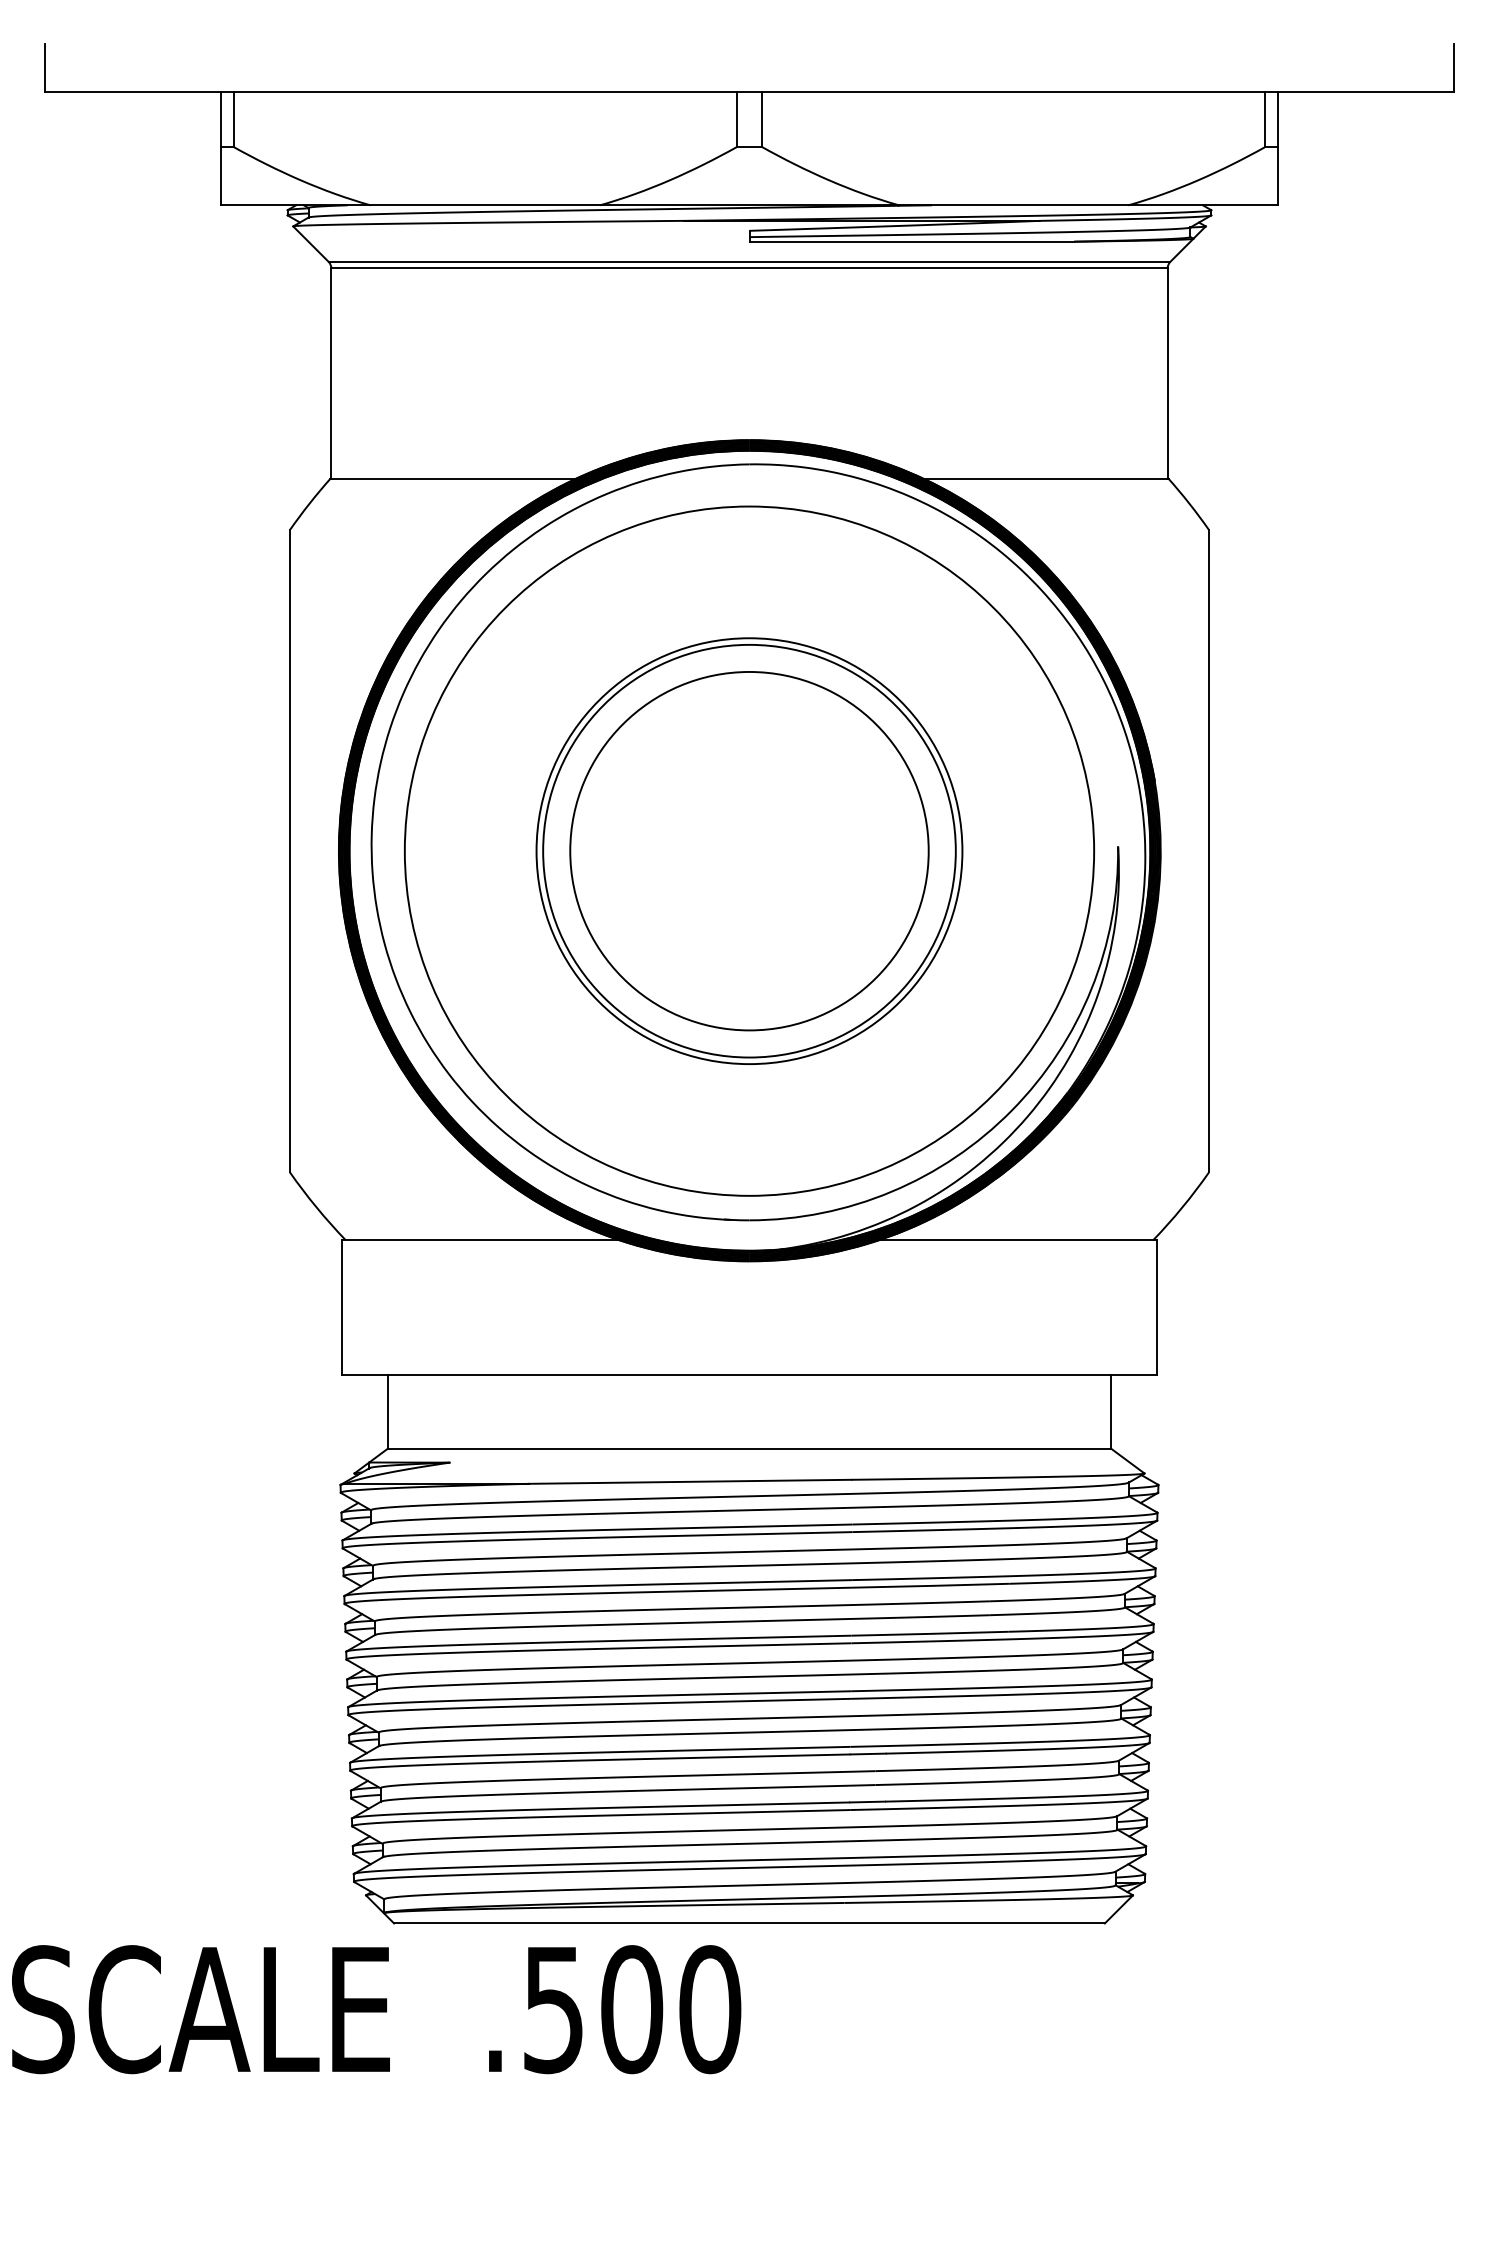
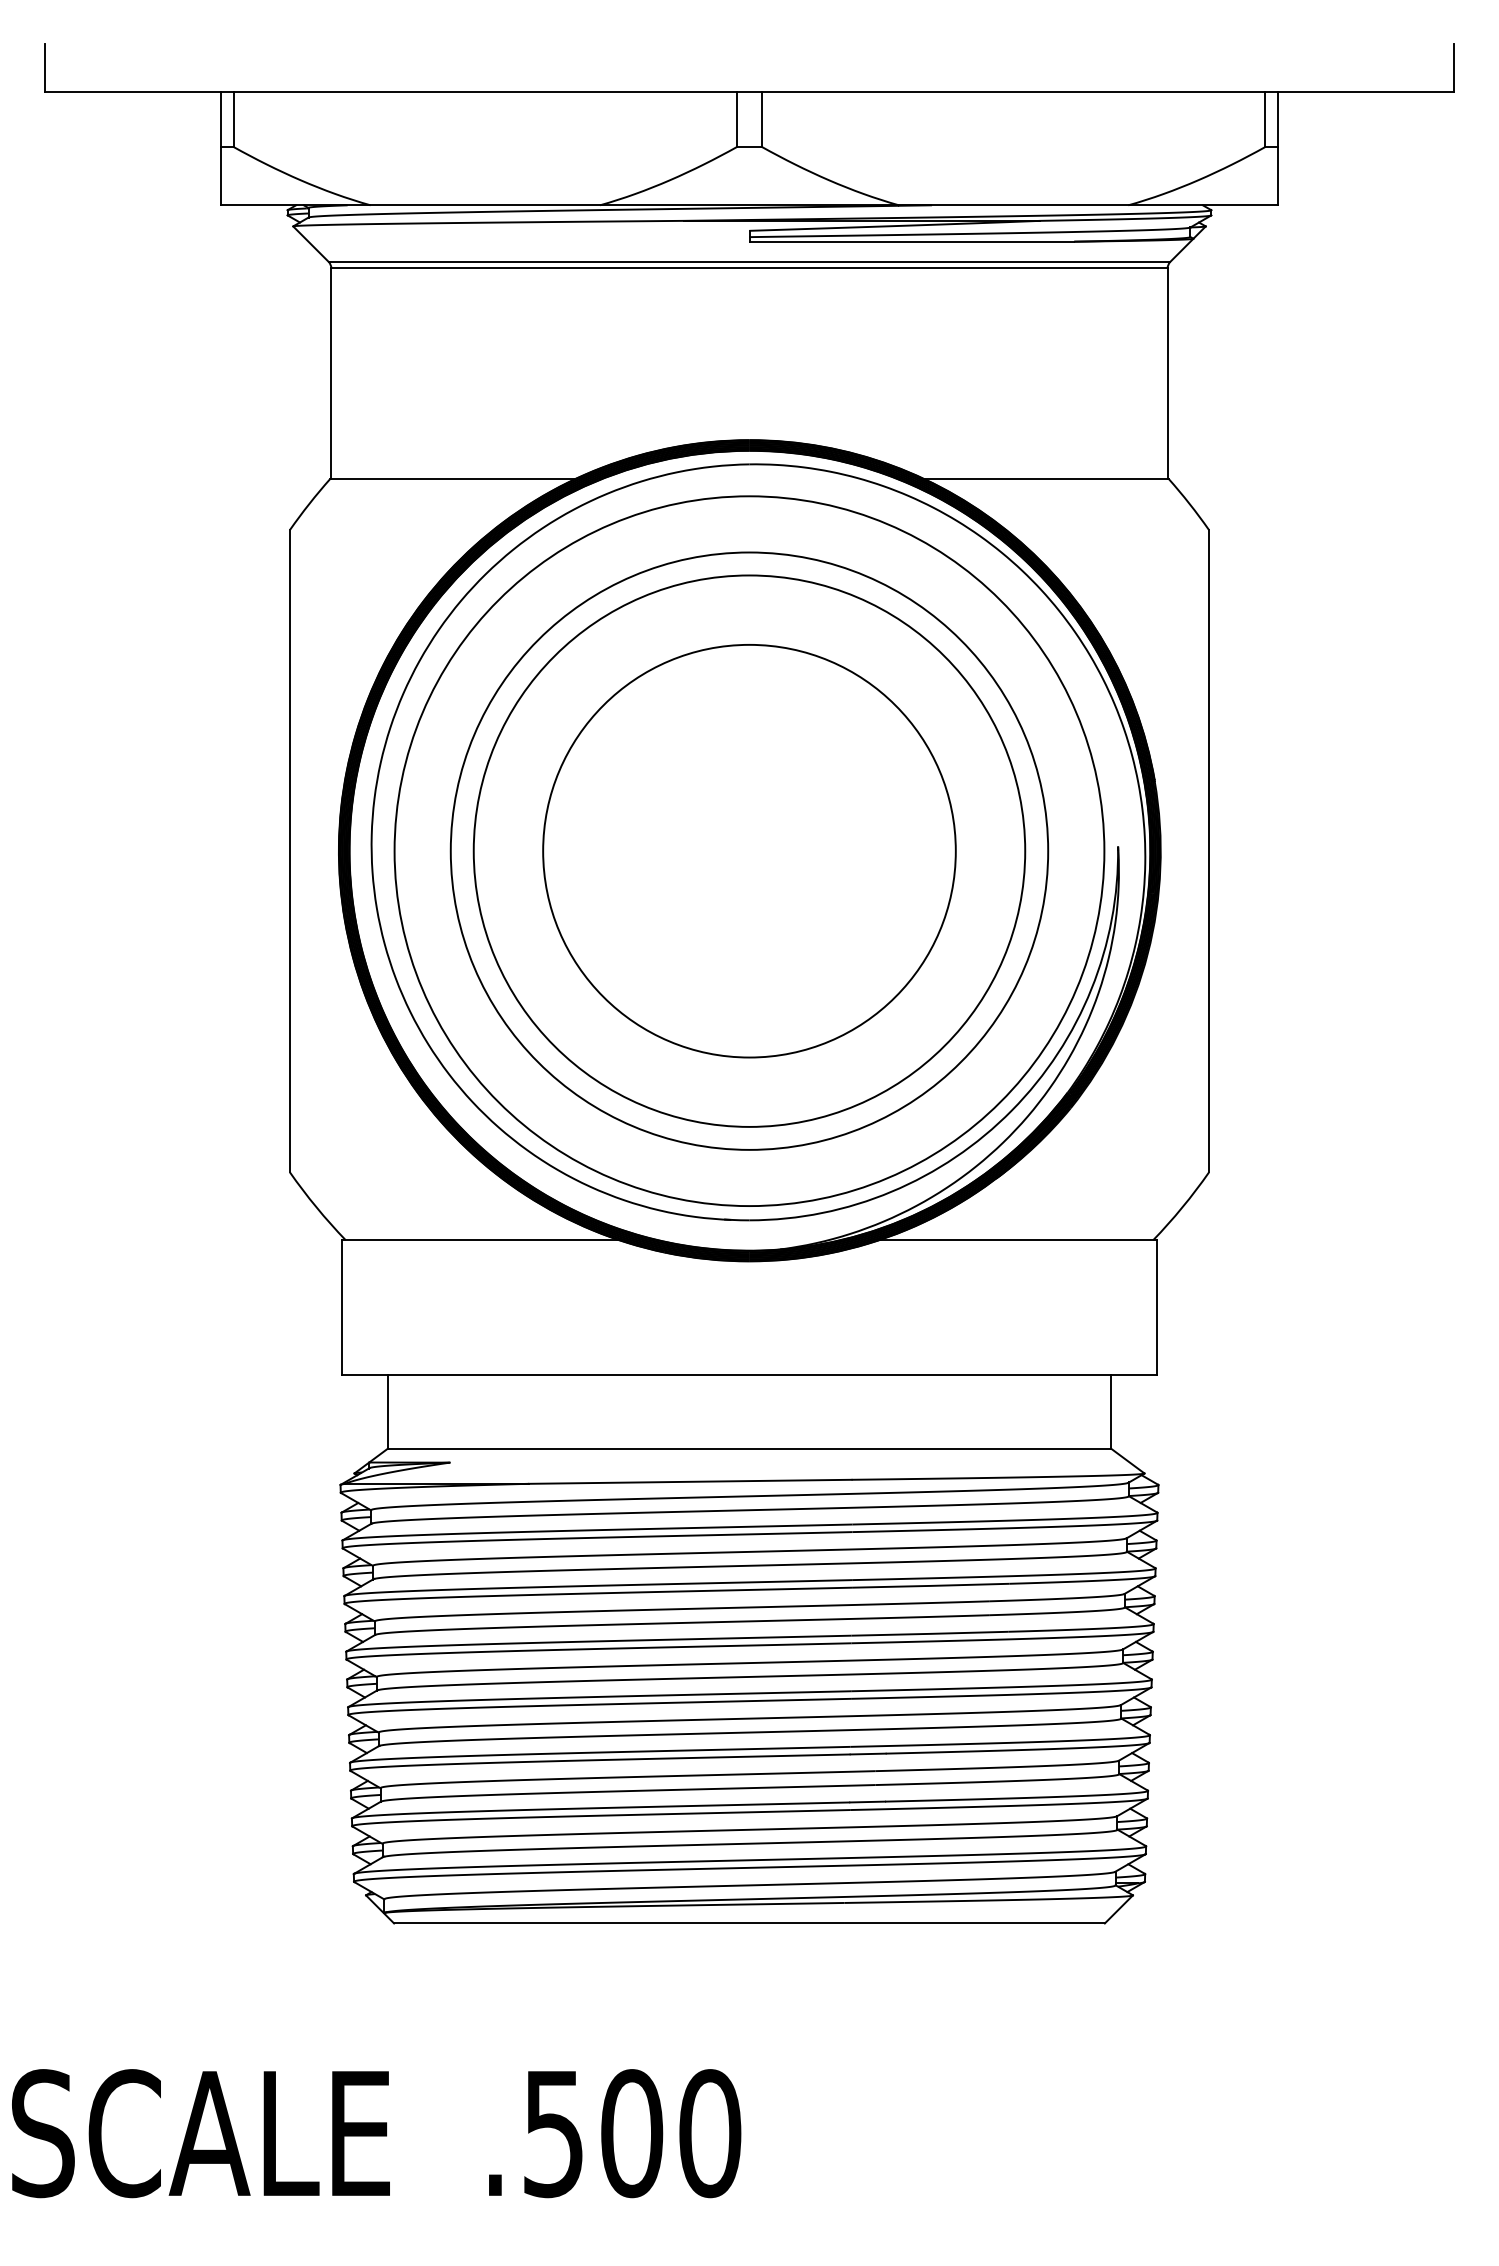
circle diameter: 358 px -> 597 px (749, 850)
circle diameter: 689 px -> 551 px (749, 850)
circle diameter: 426 px -> 710 px (749, 851)
text position: (376, 2009) -> (376, 2133) (376, 2133)
